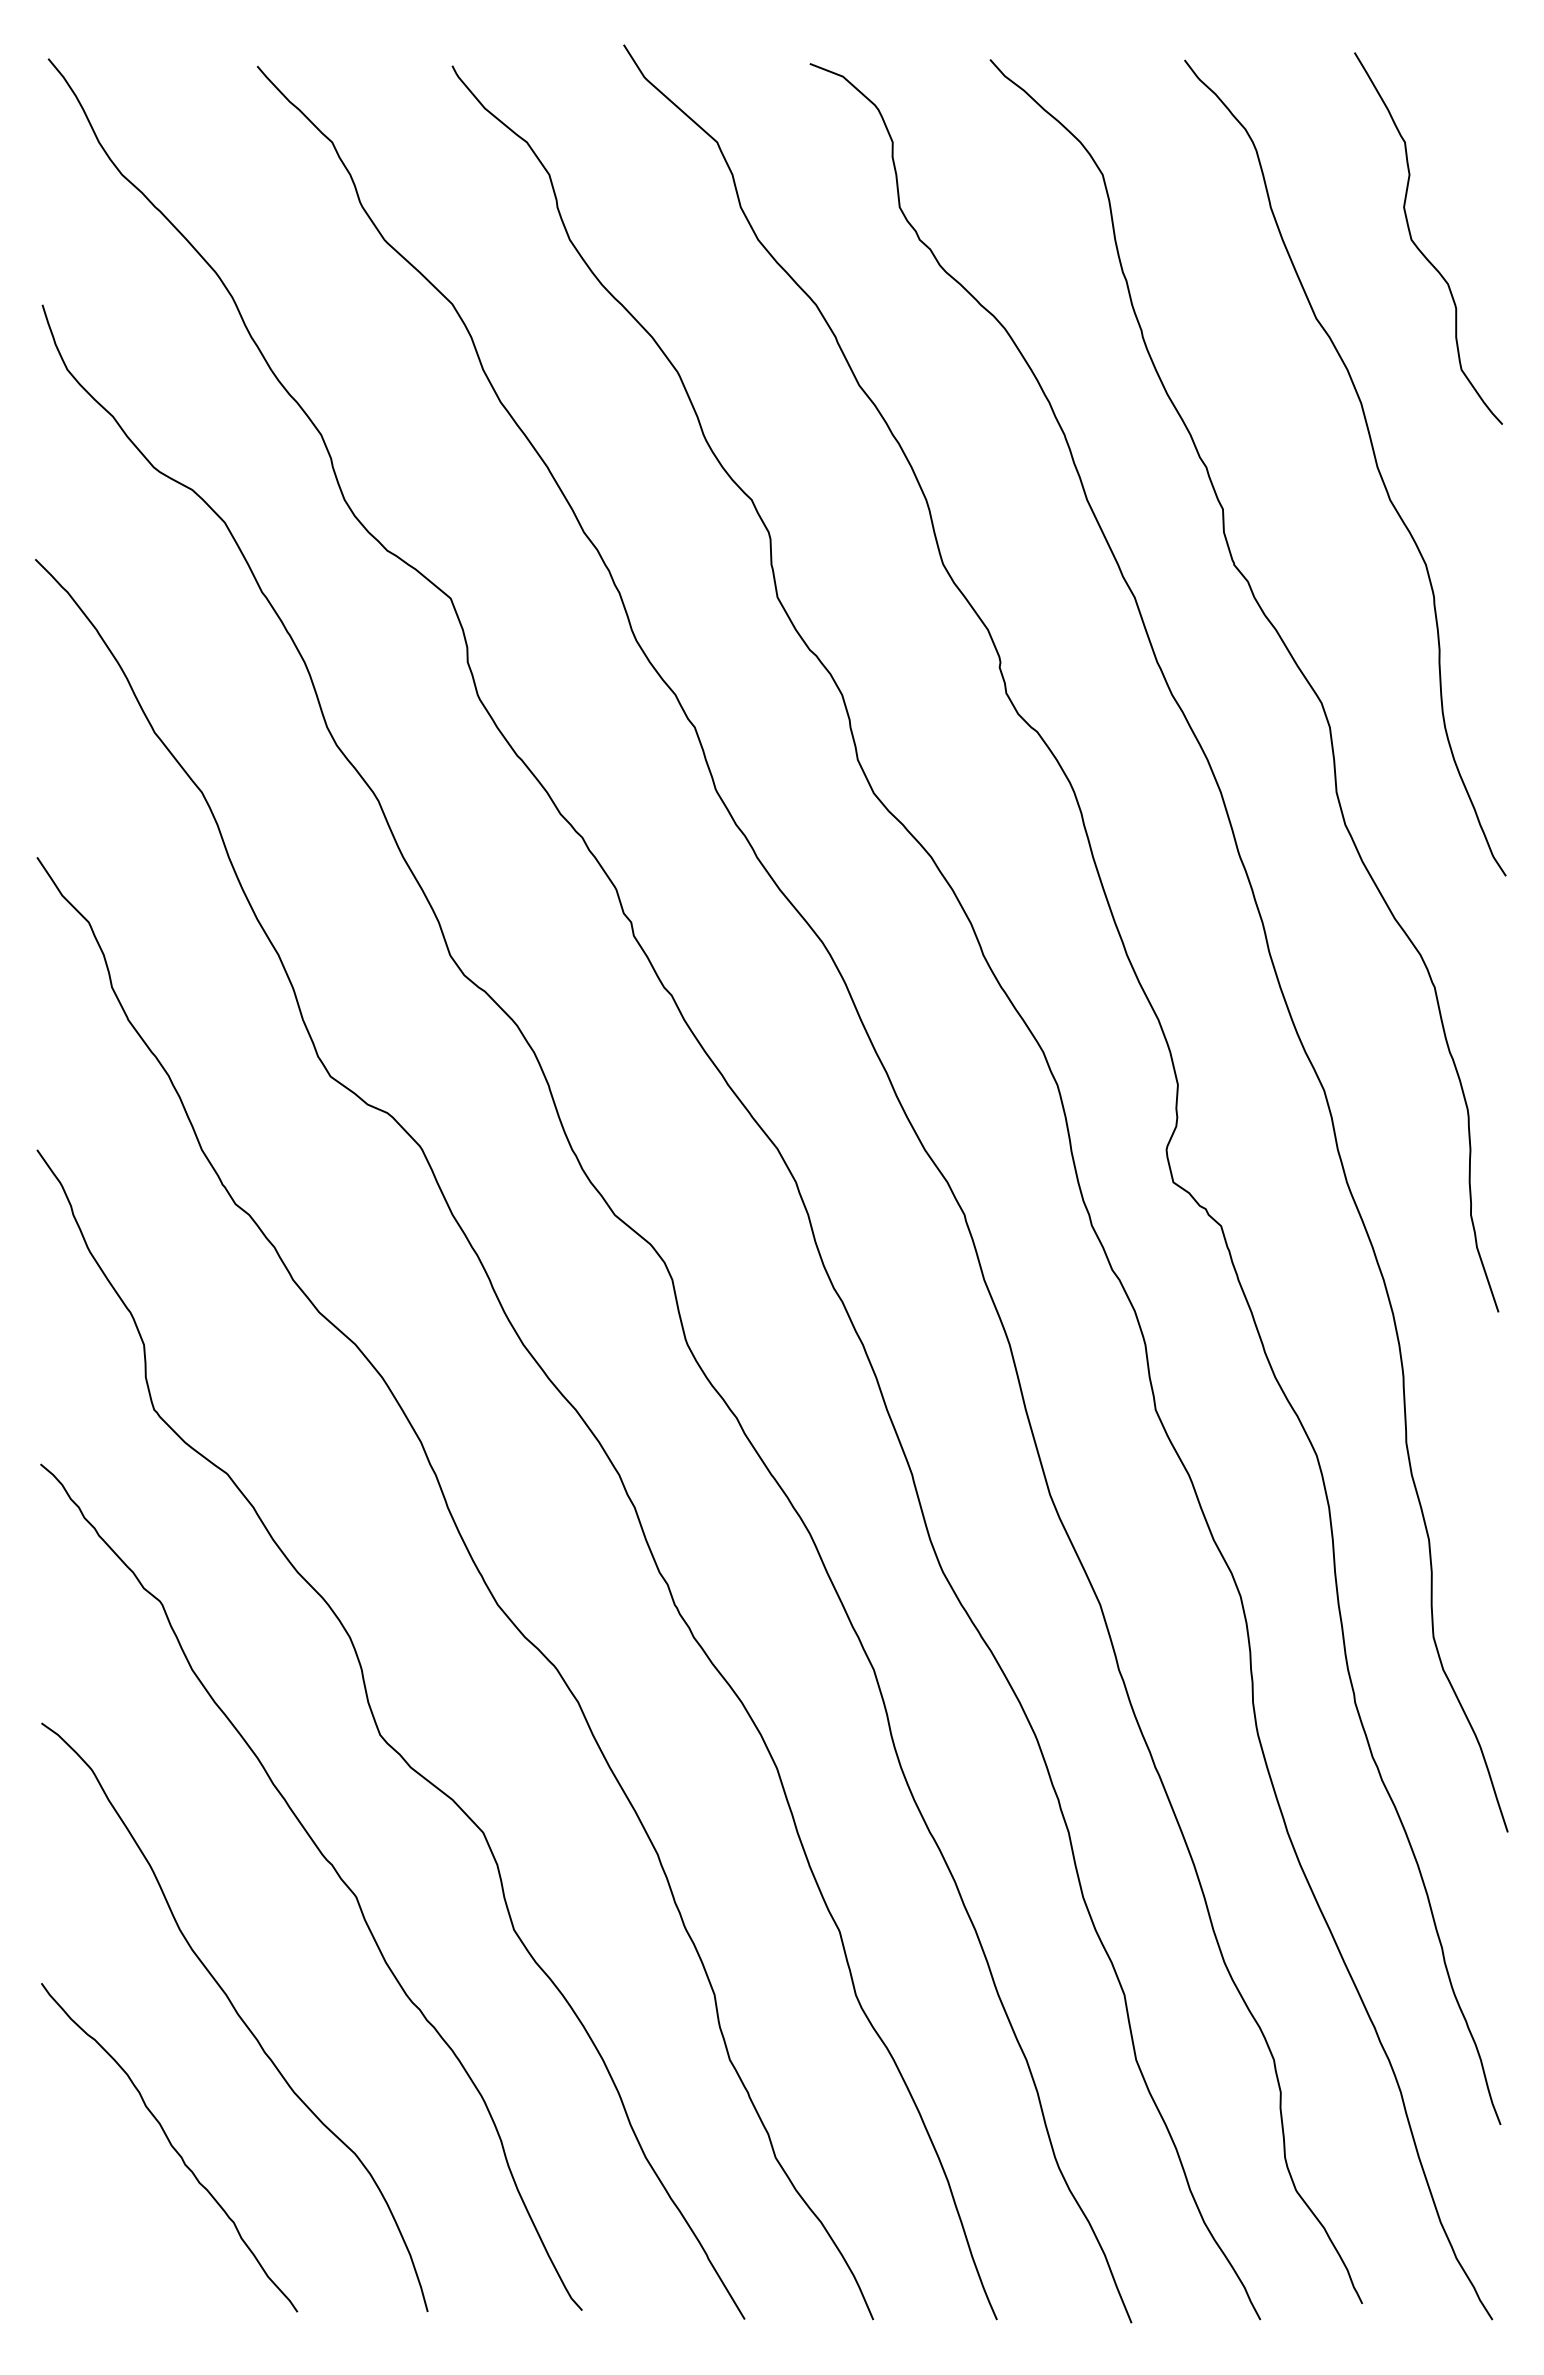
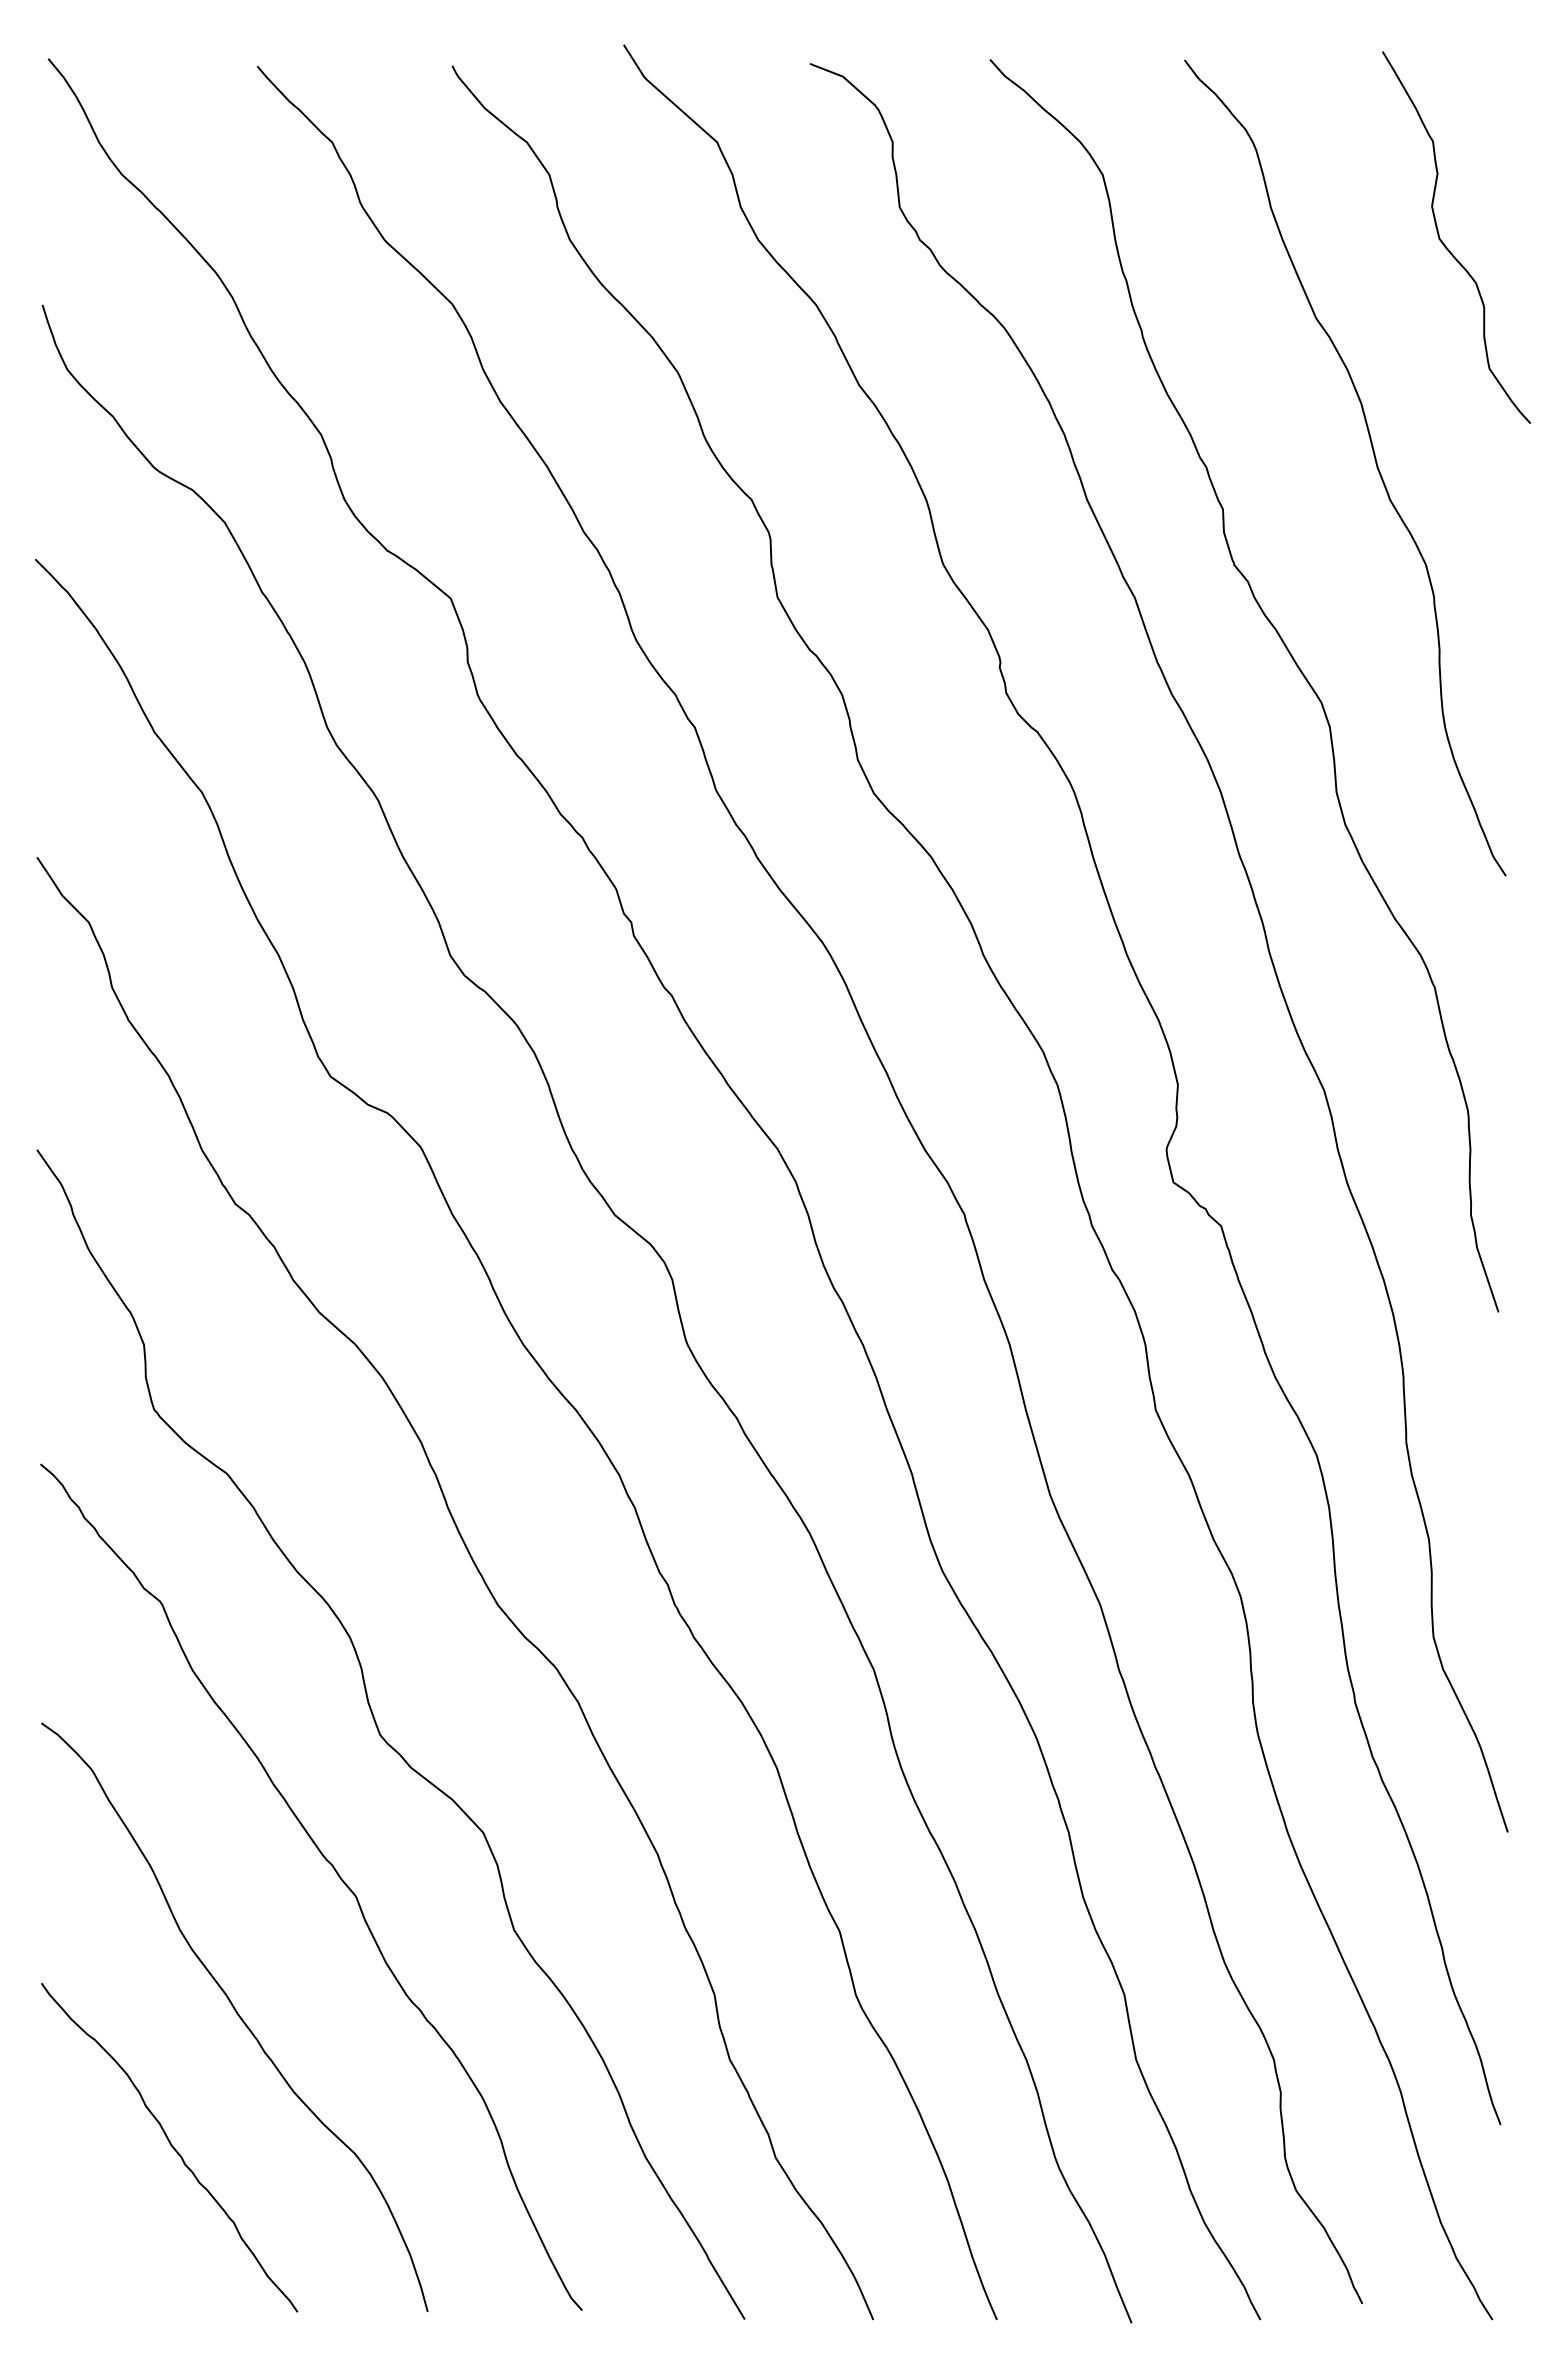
curve position: (1416, 244) -> (1444, 243) (1444, 243)
